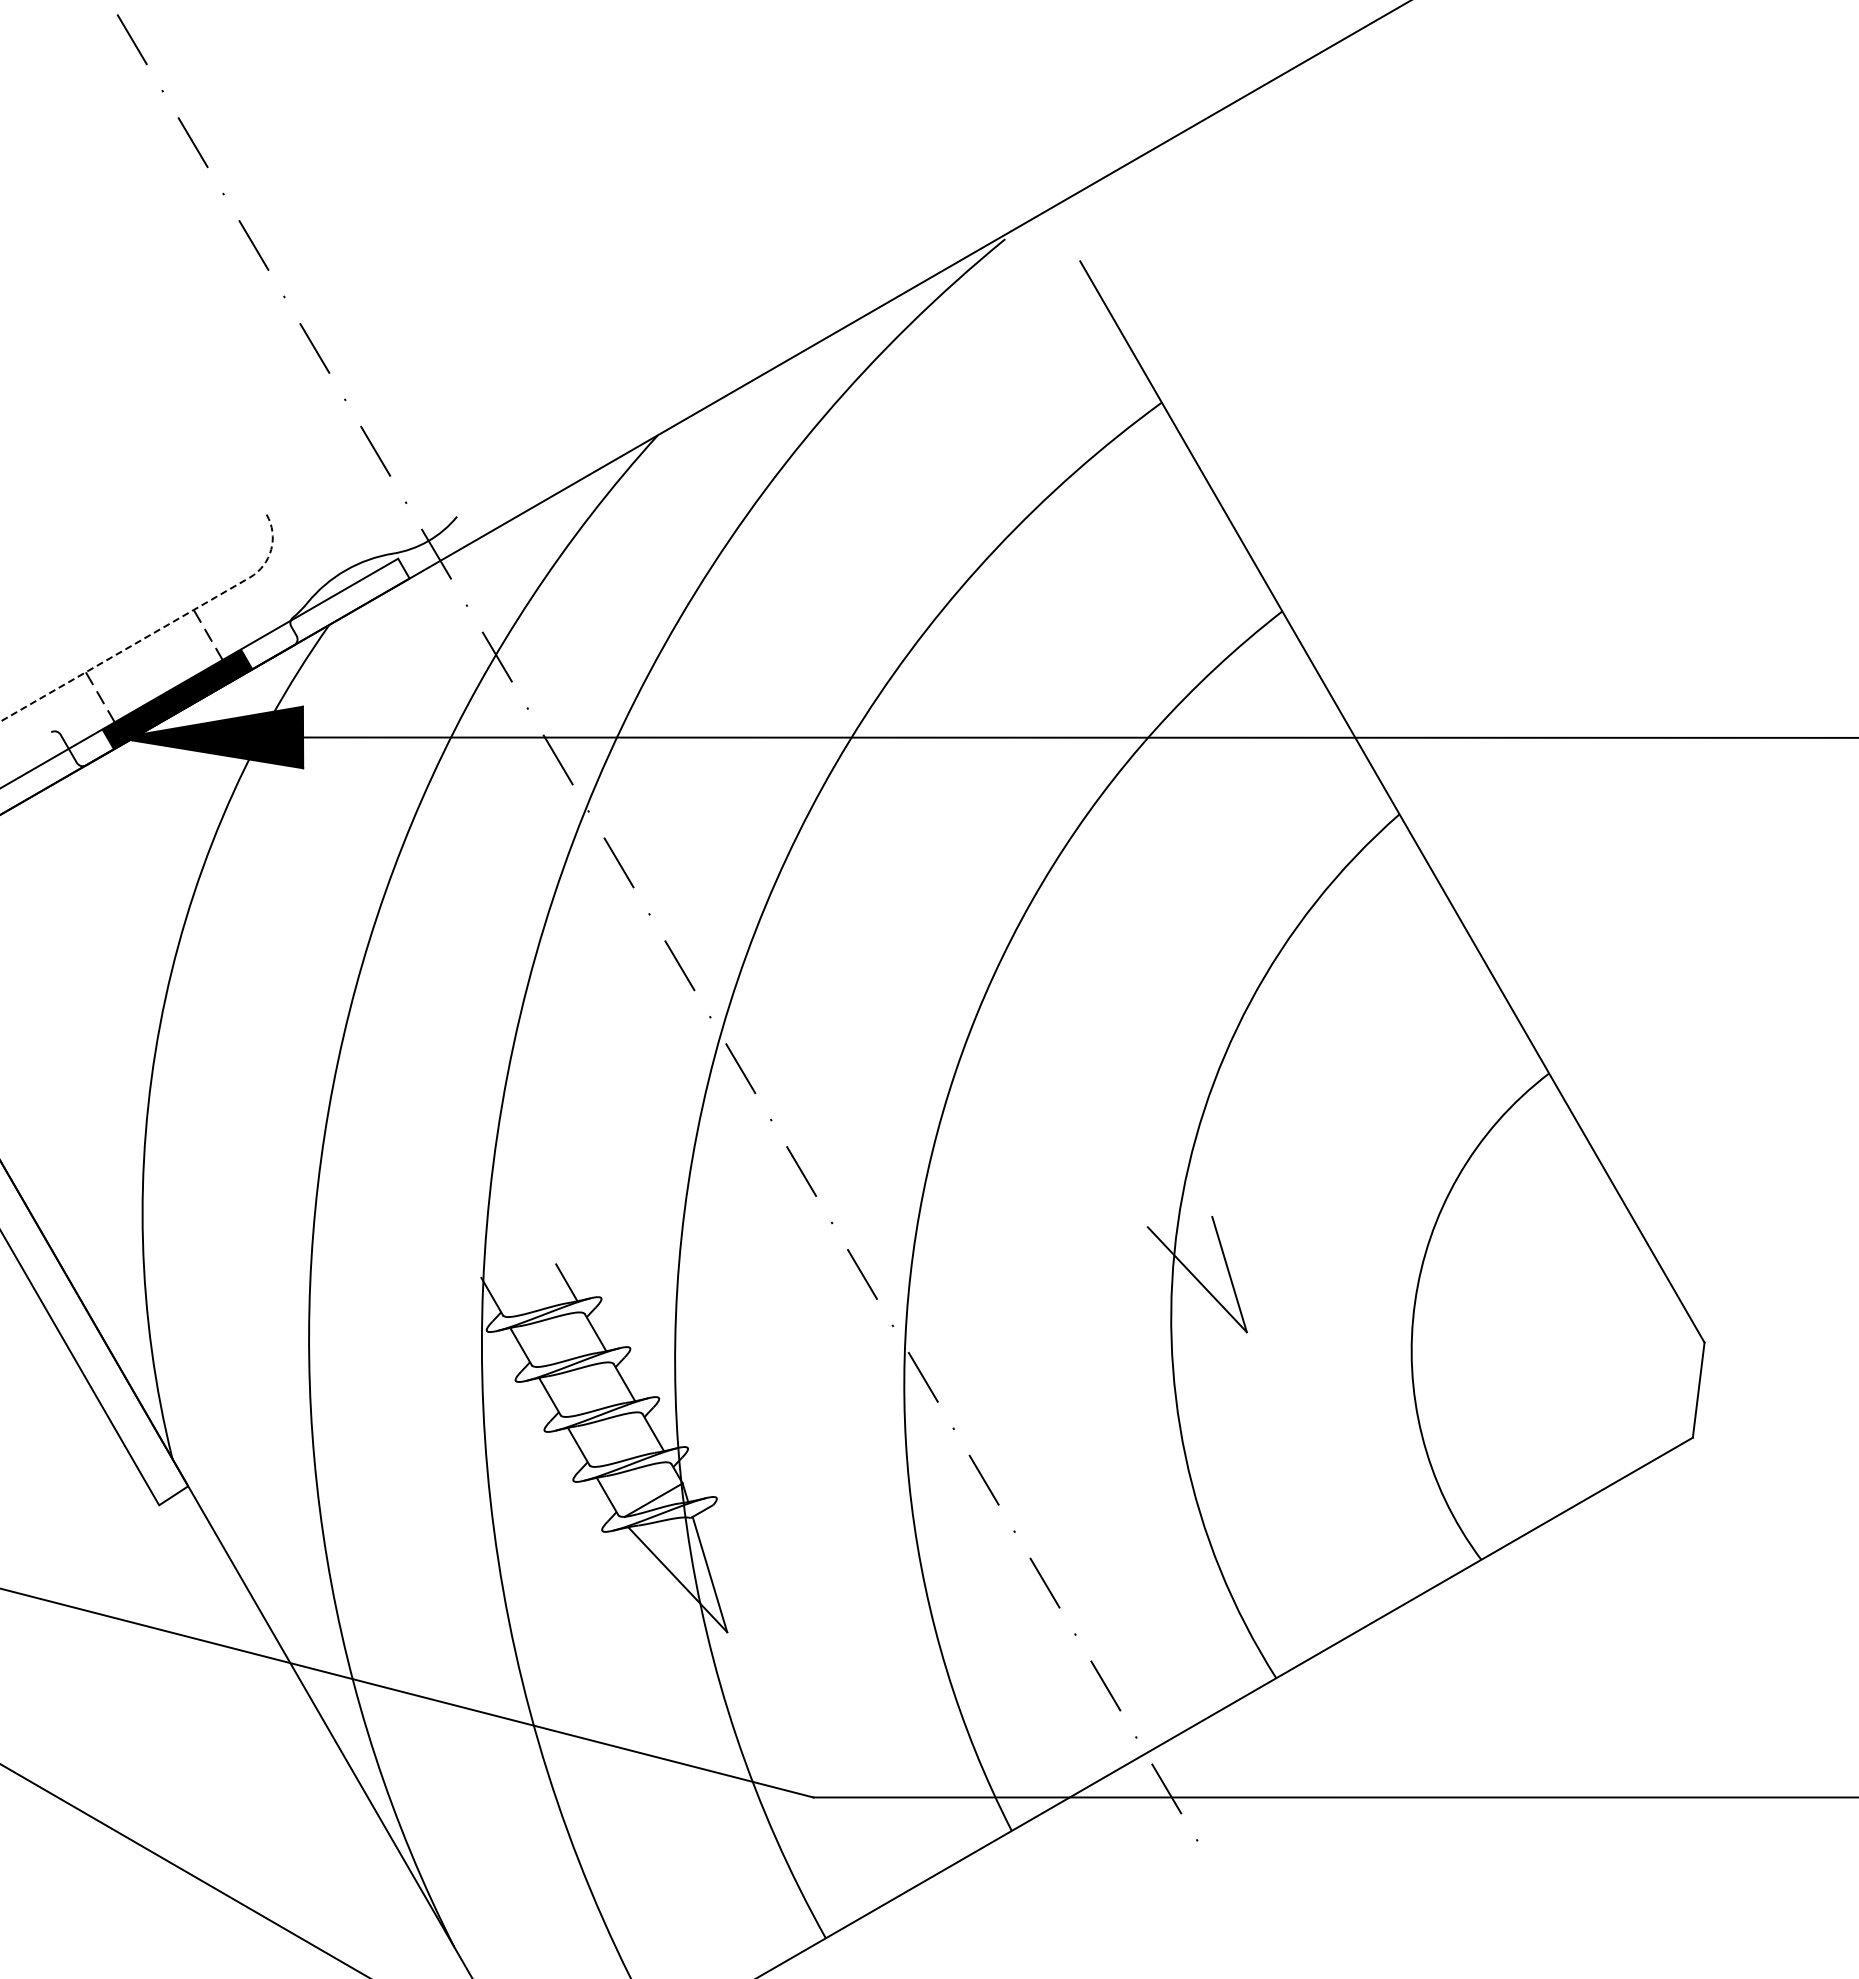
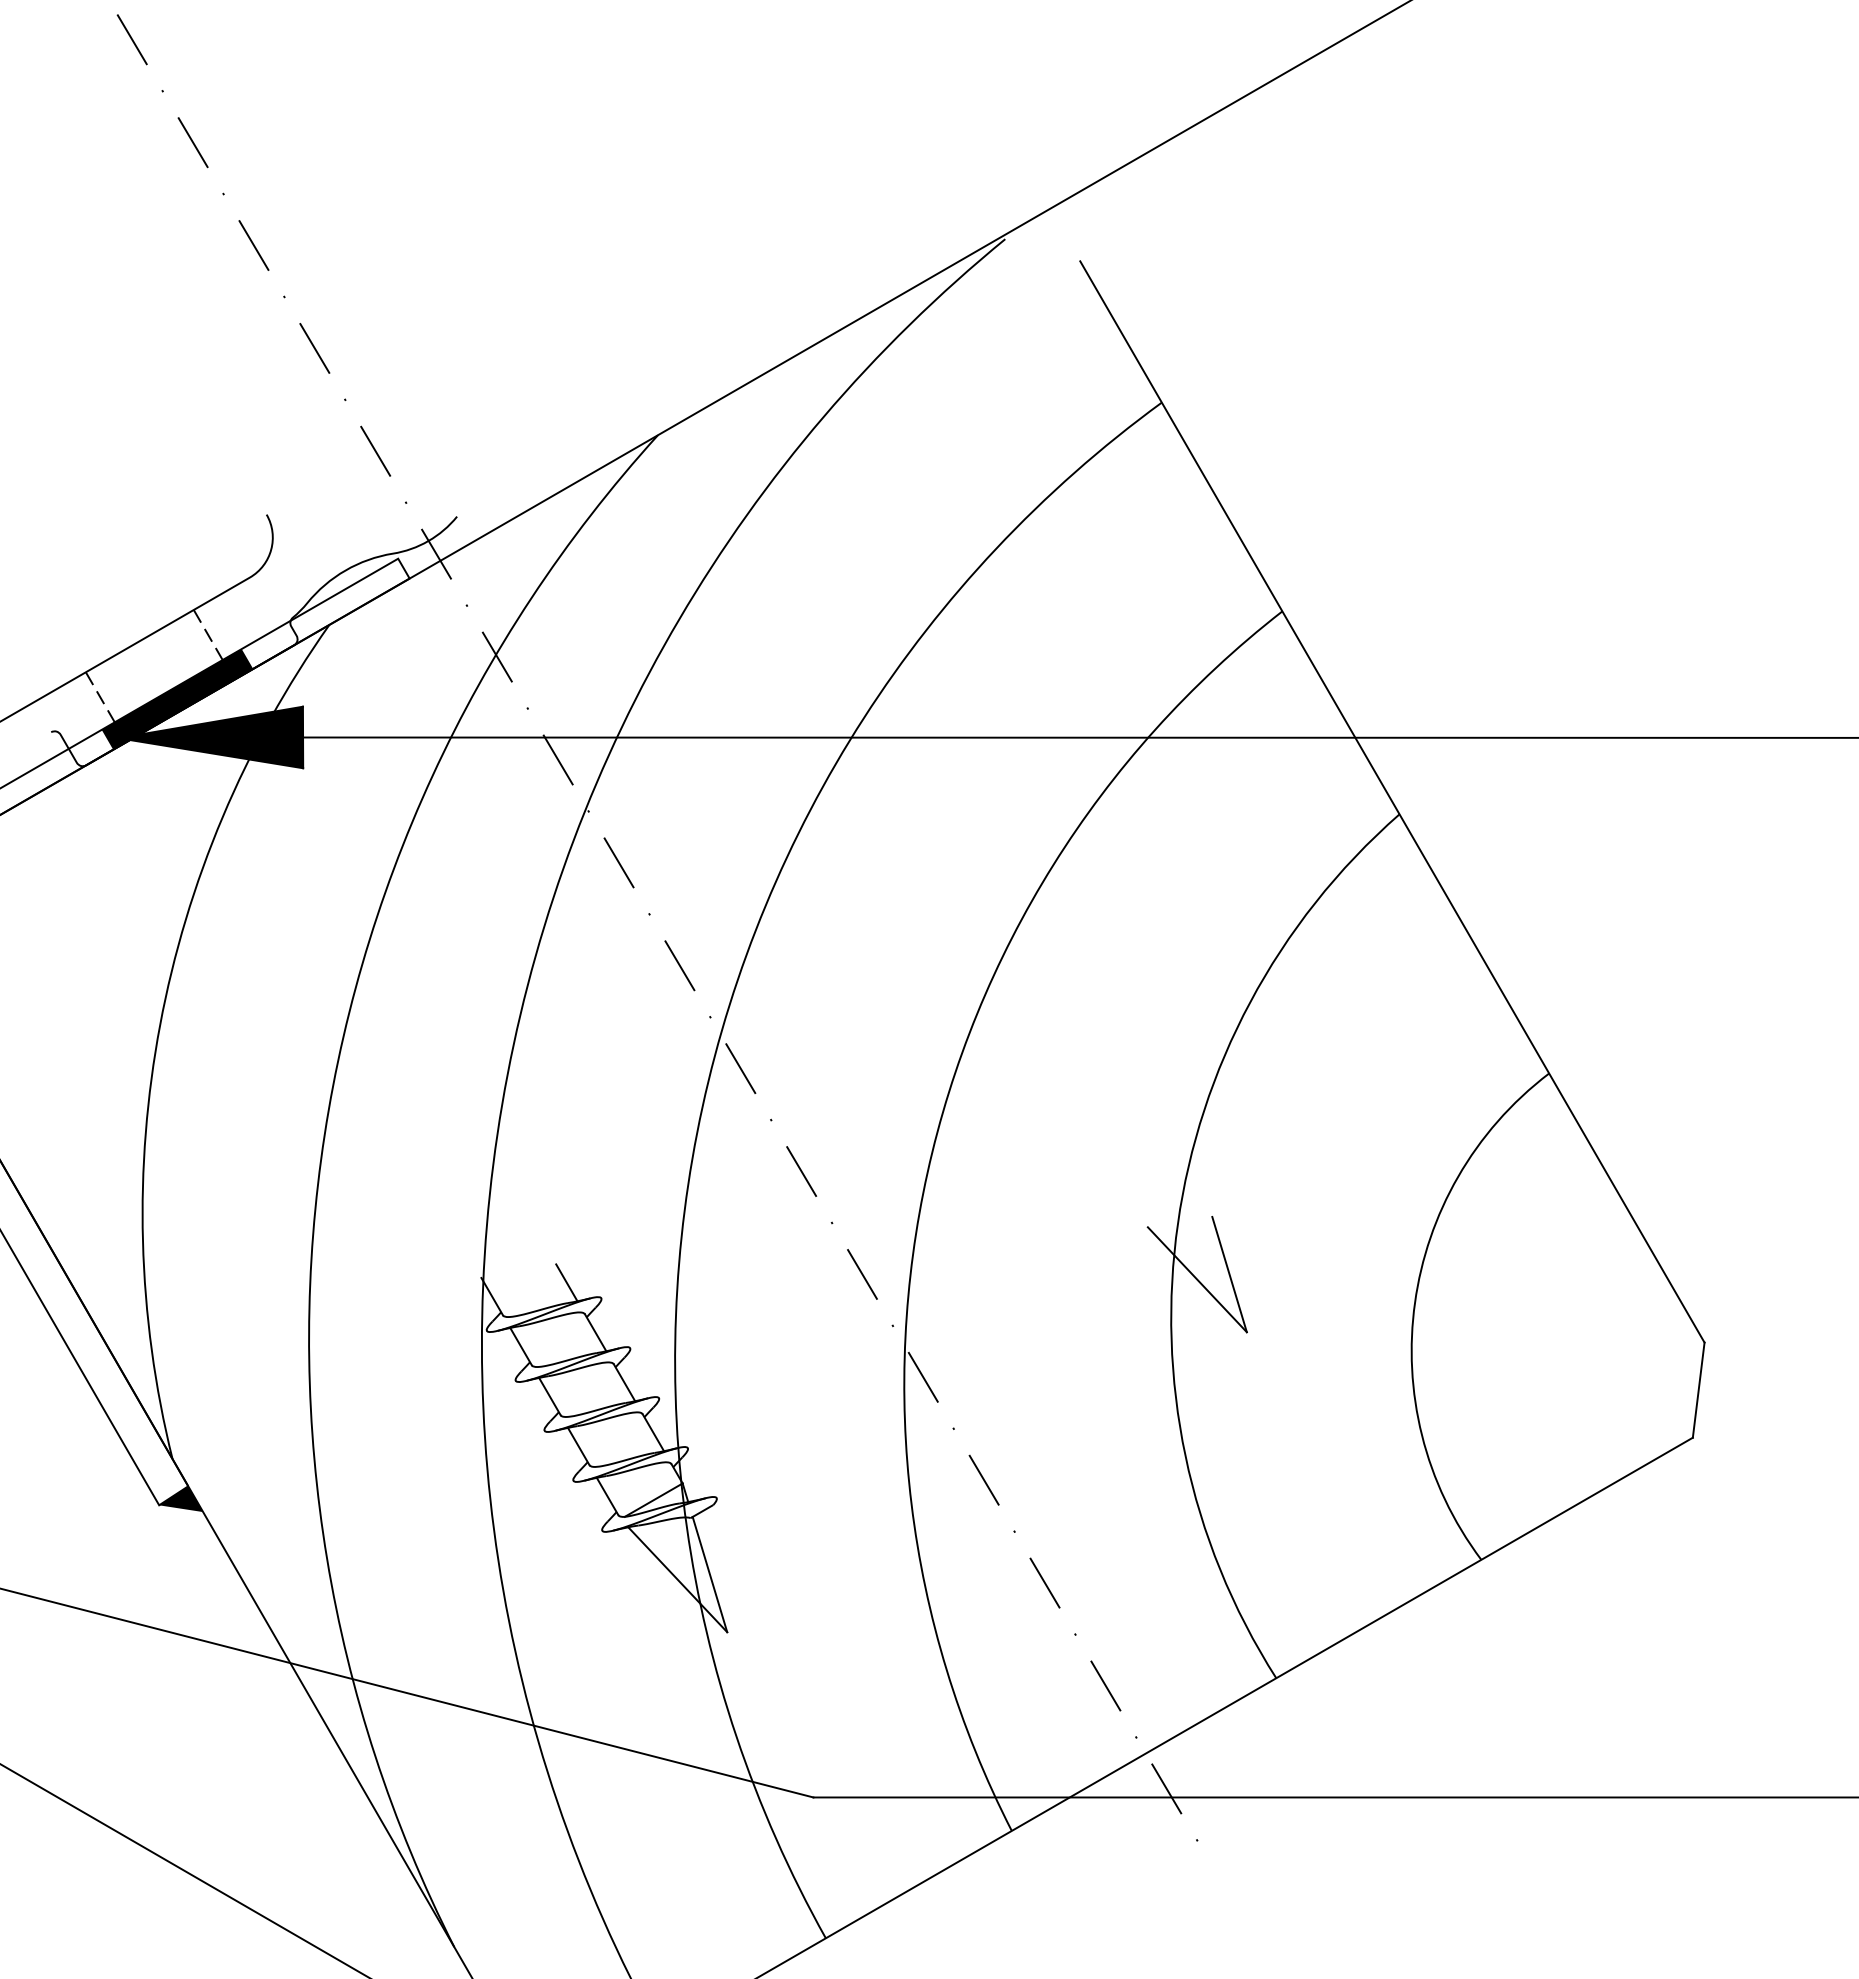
line: dashed -> solid (166, 625)
fill: none -> present (181, 1499)
